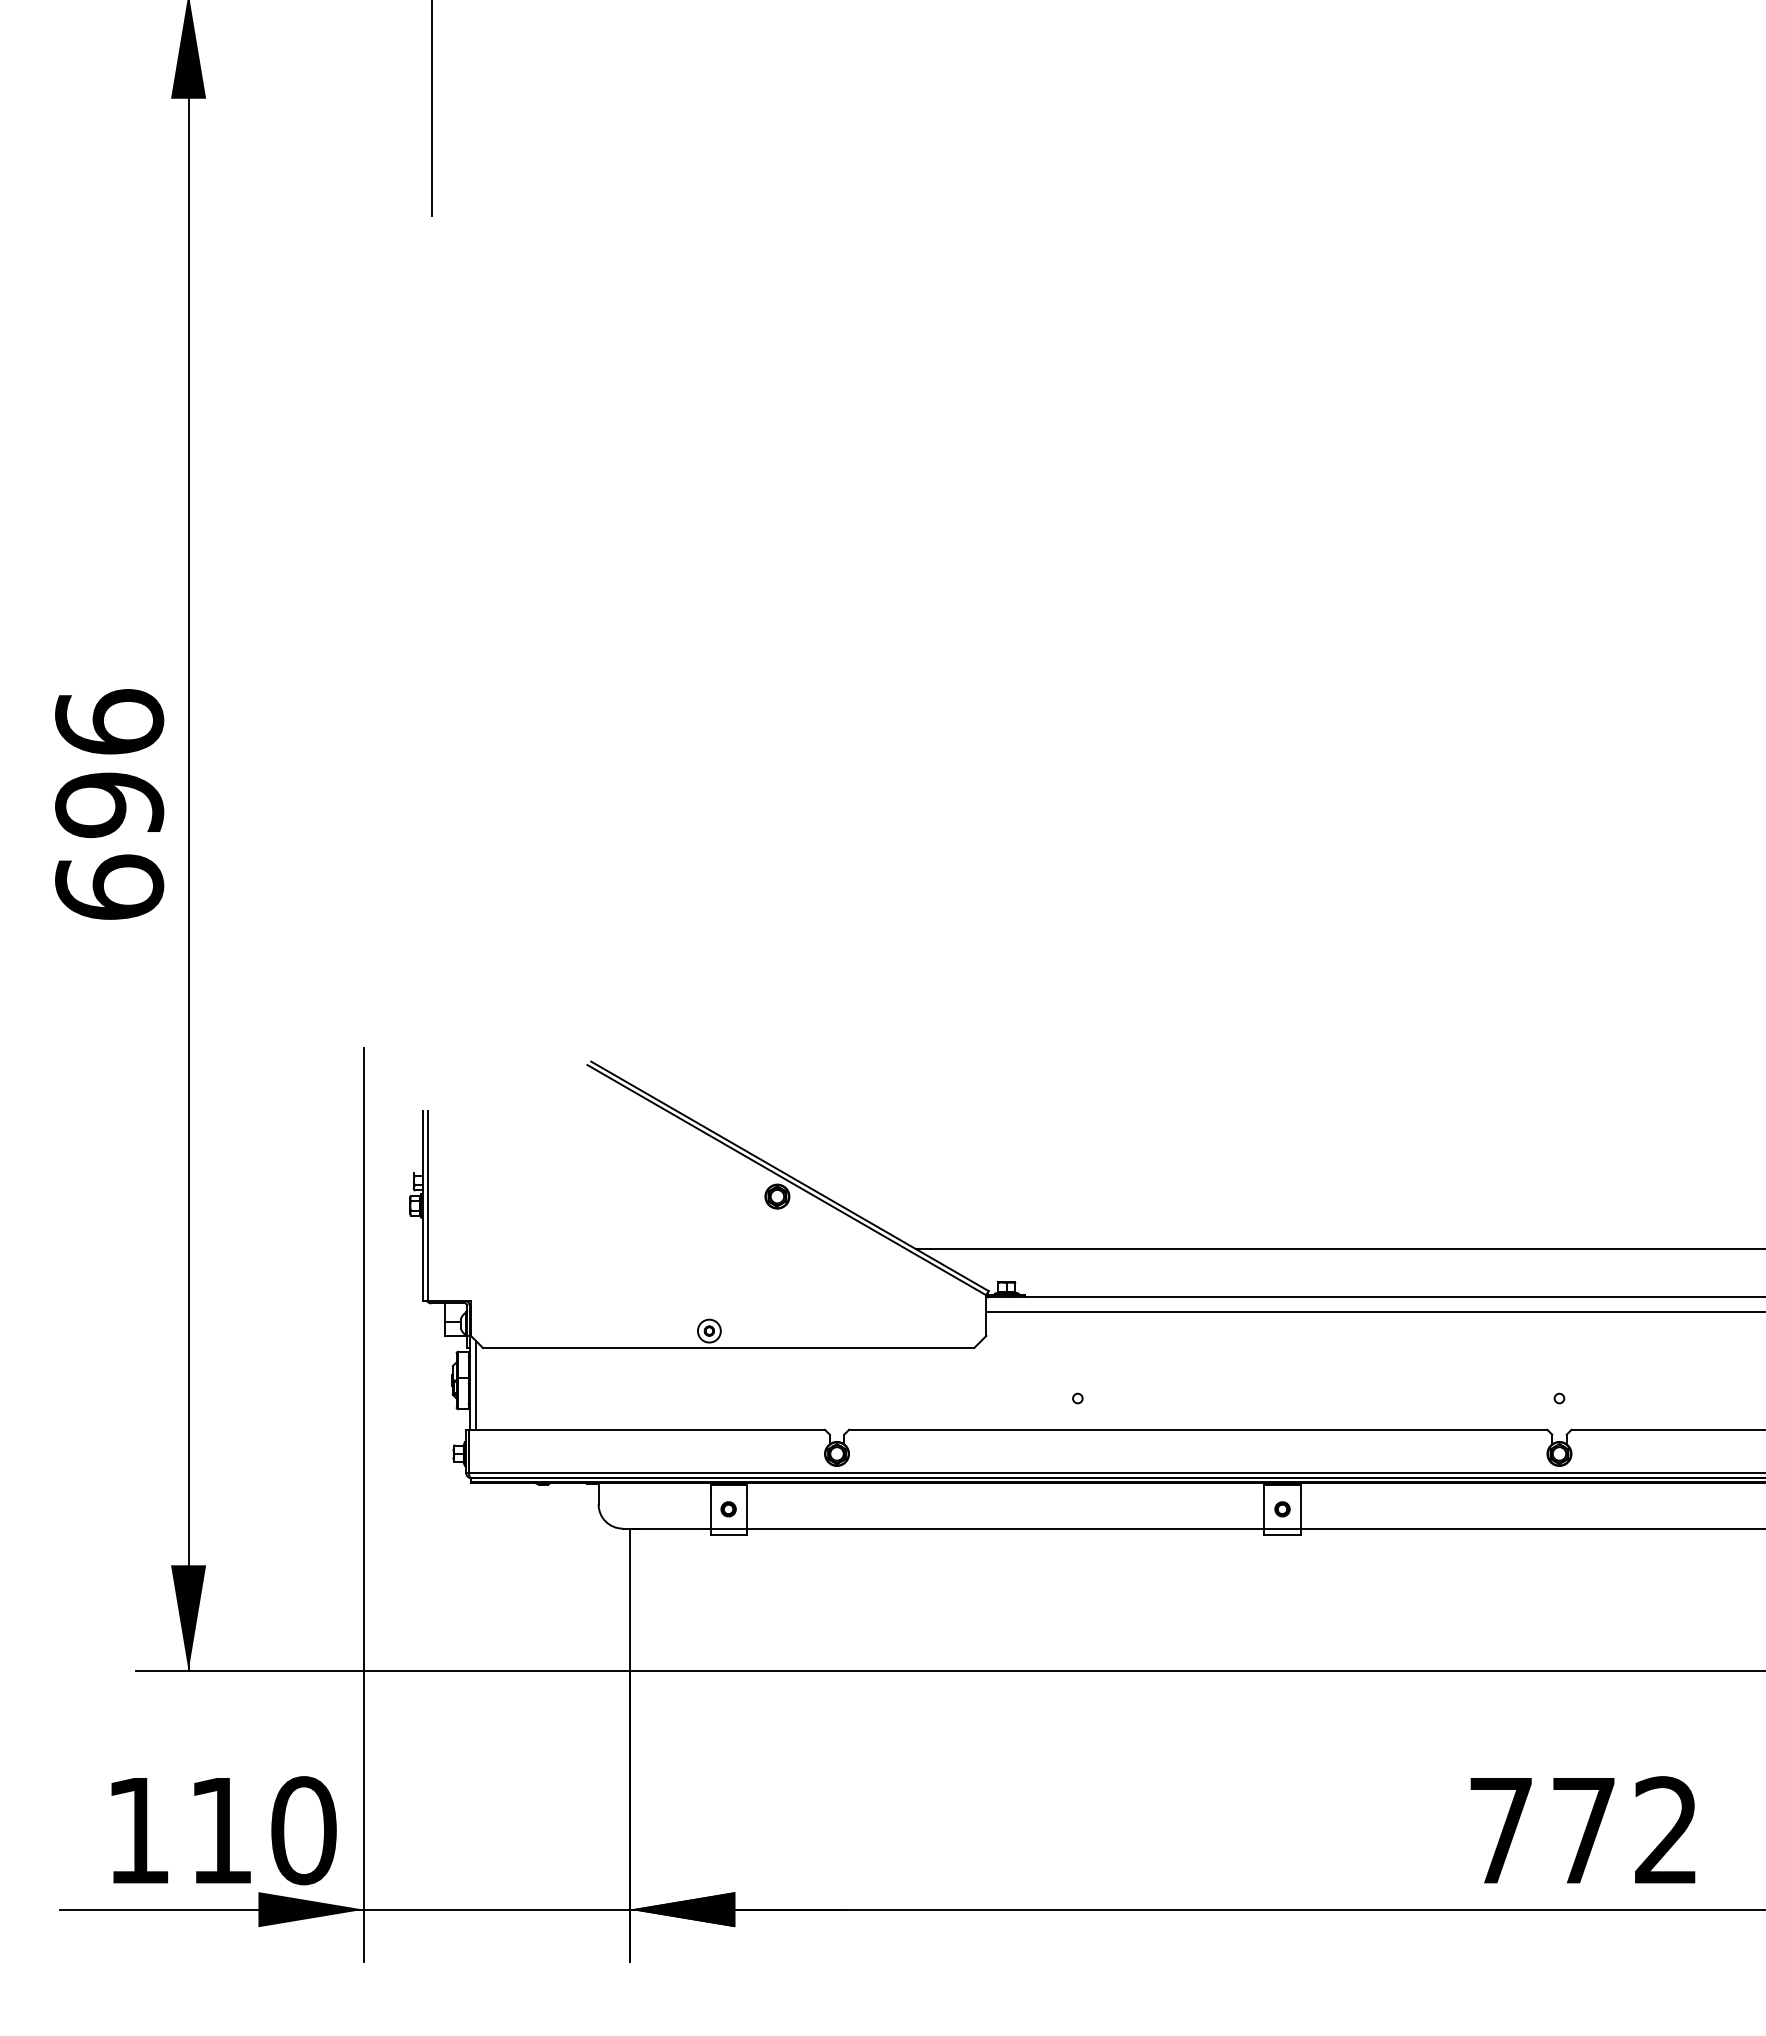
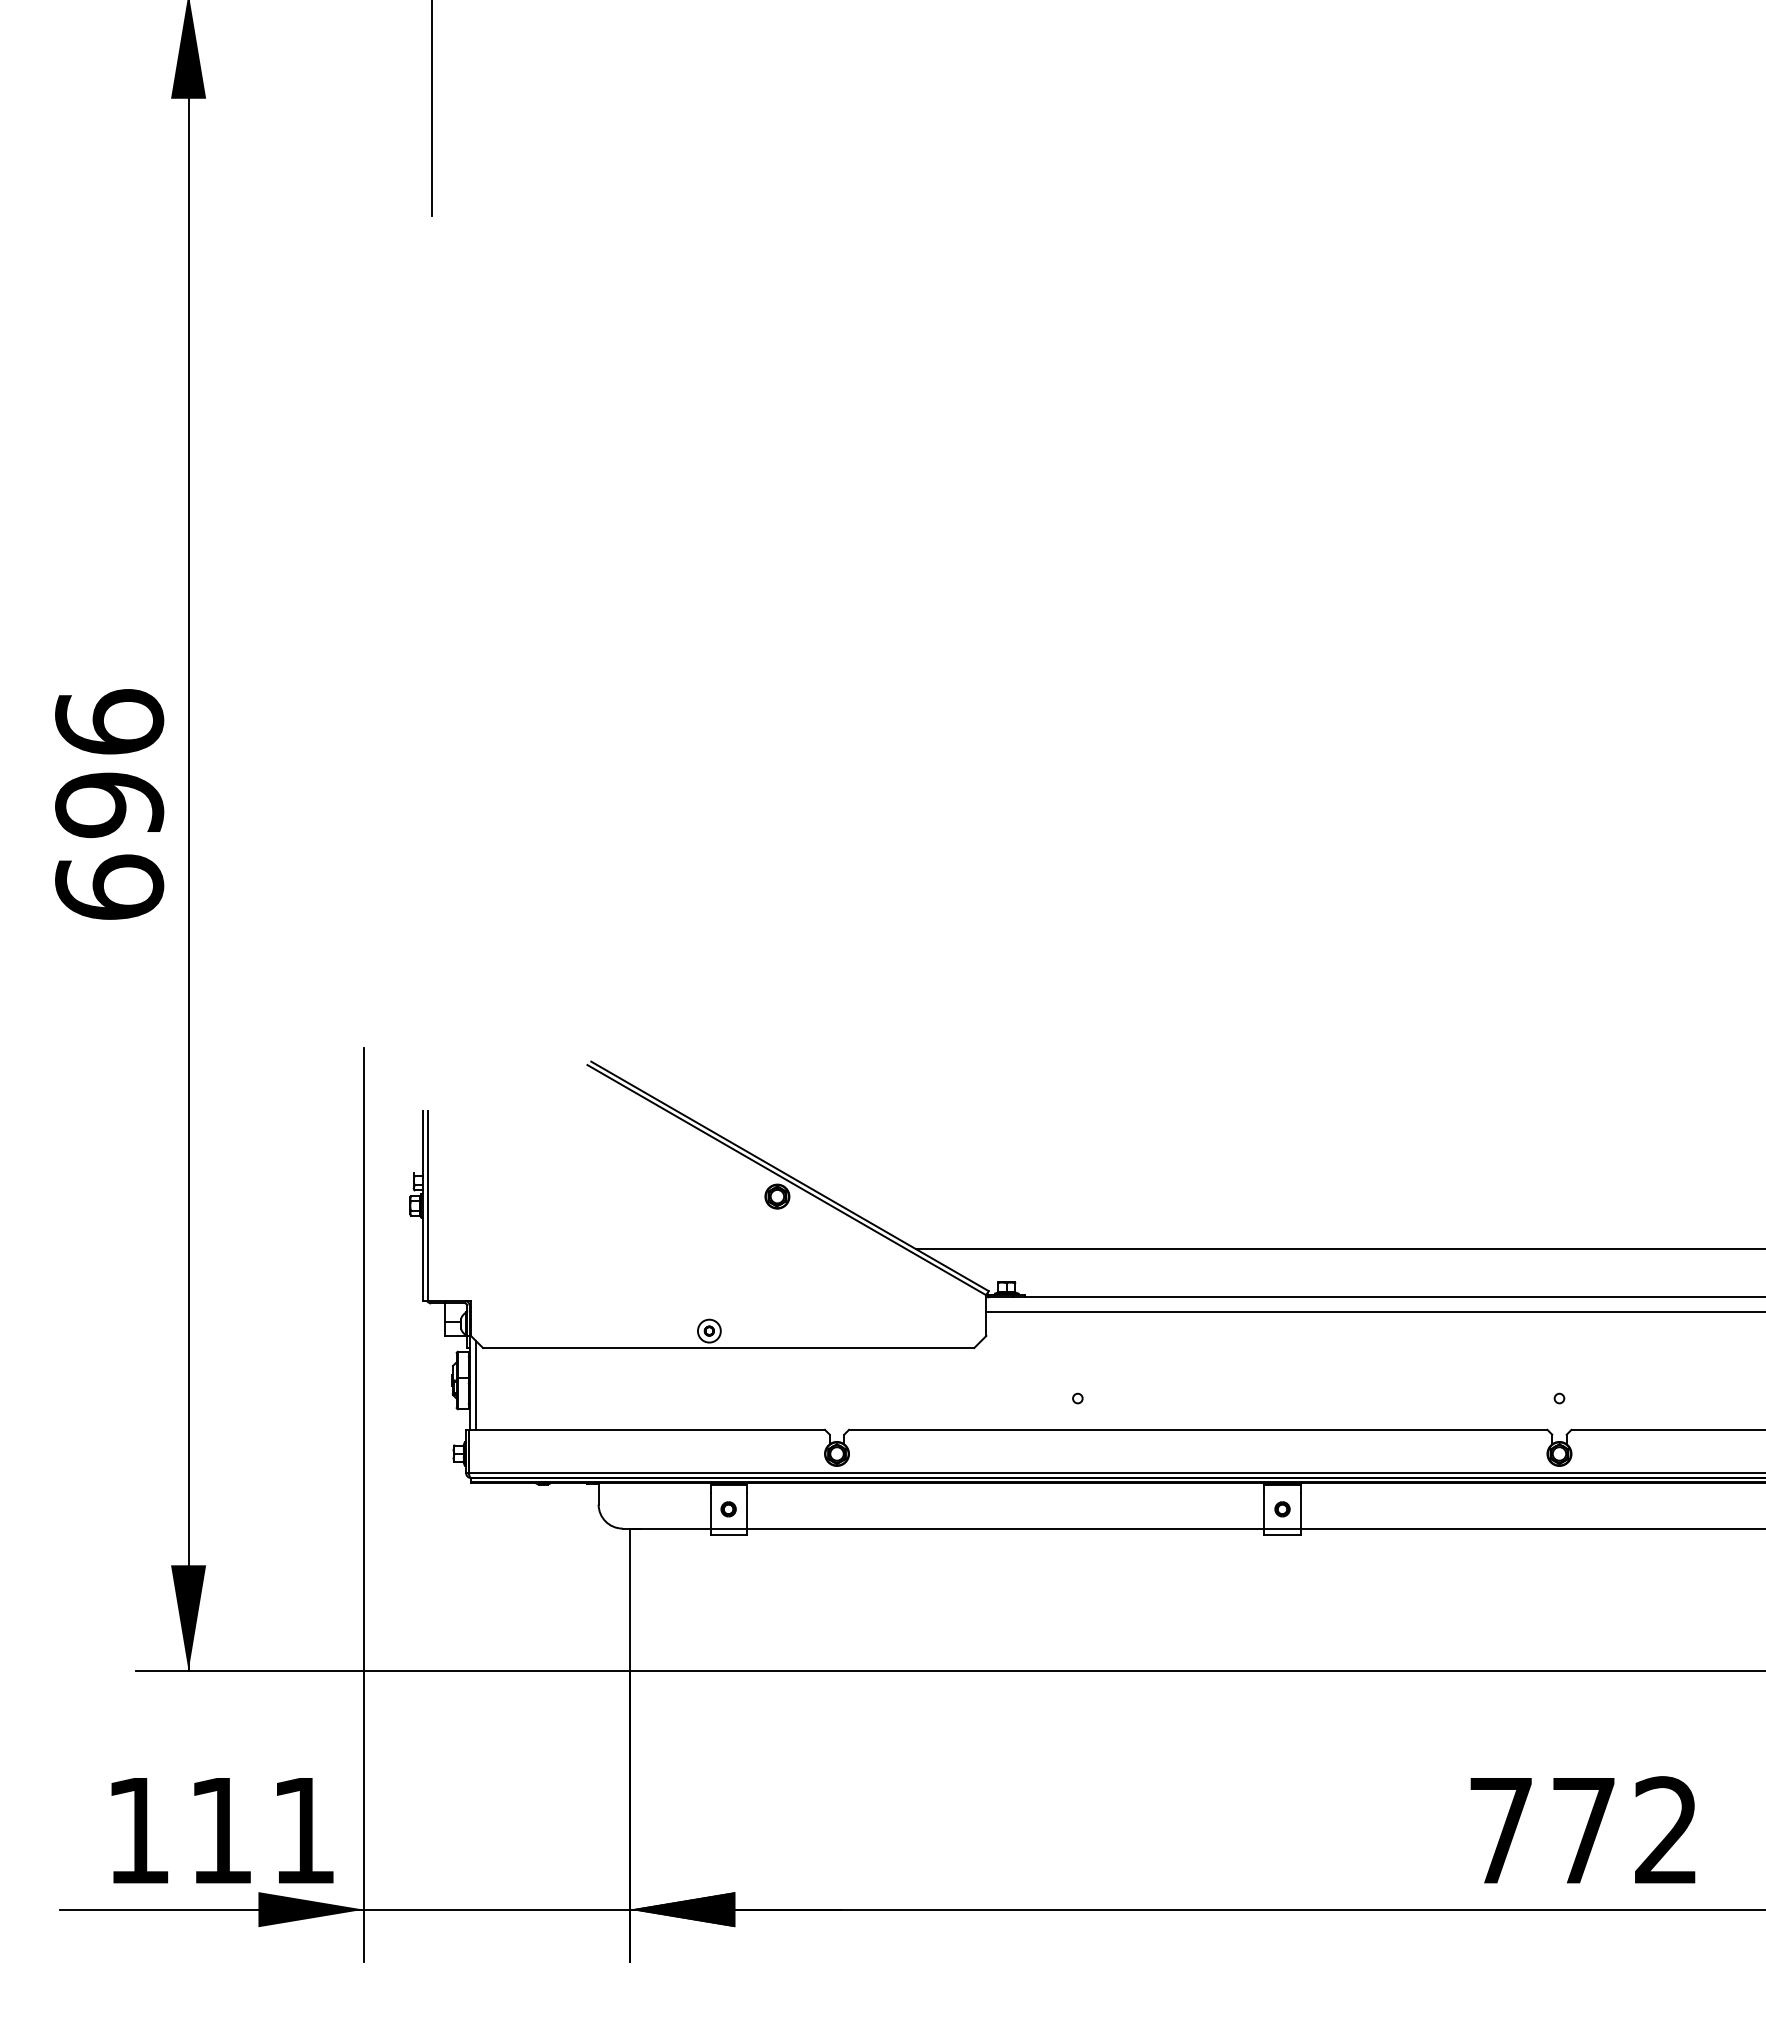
text: 110 -> 111 (303, 1830)
